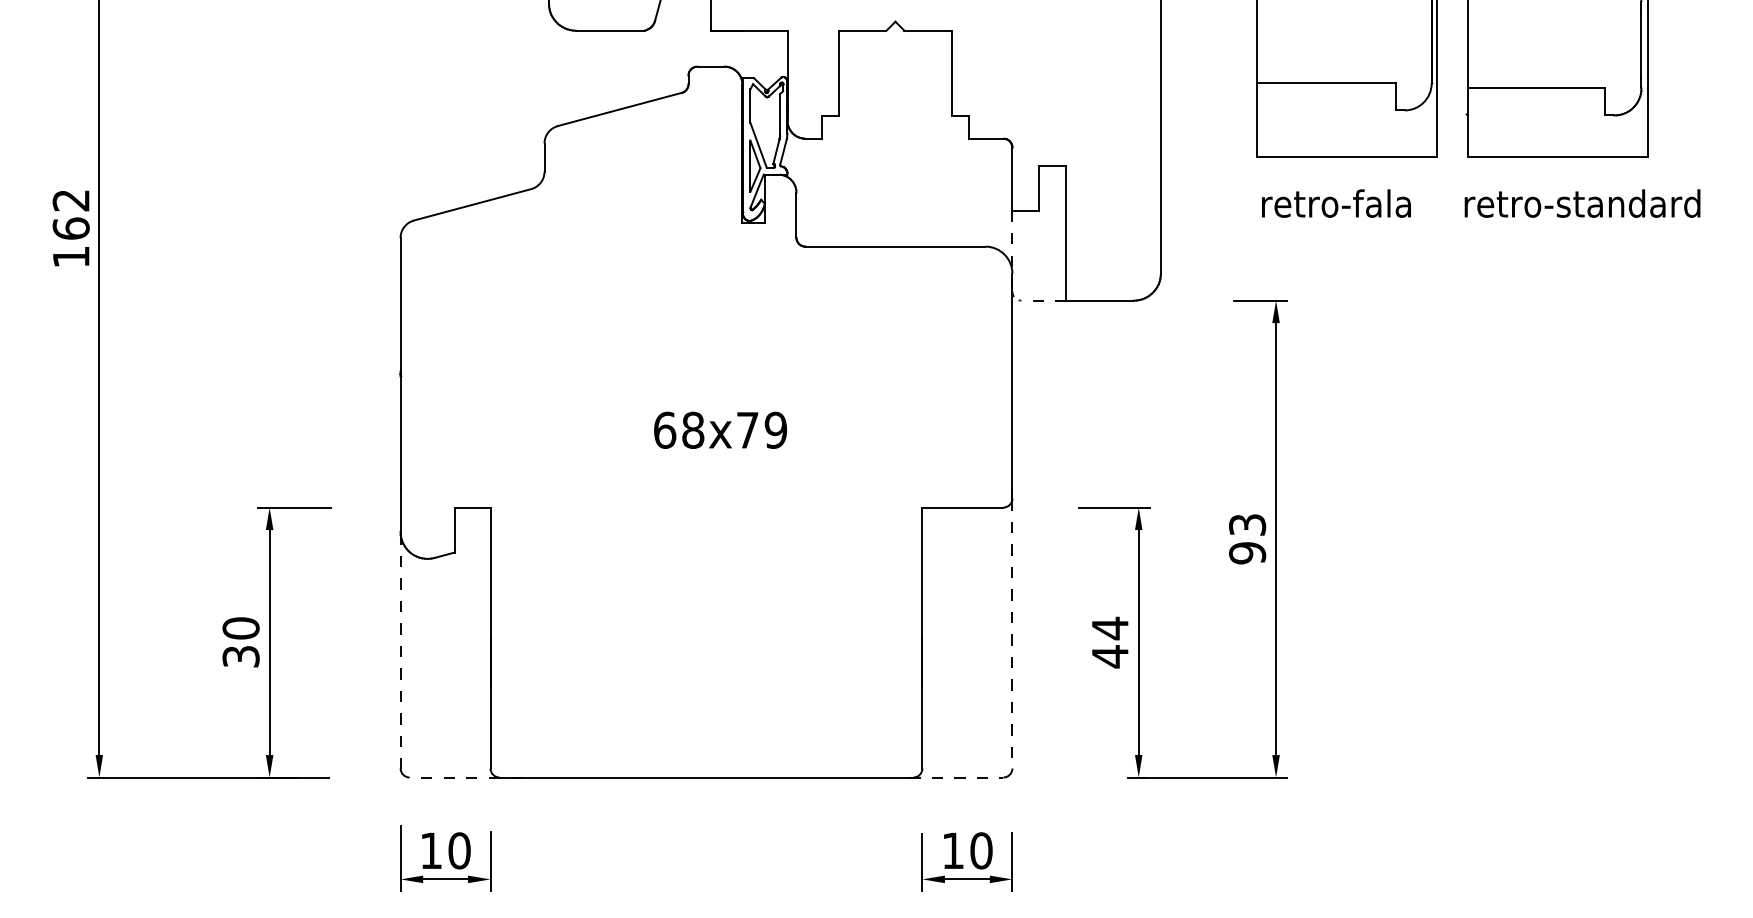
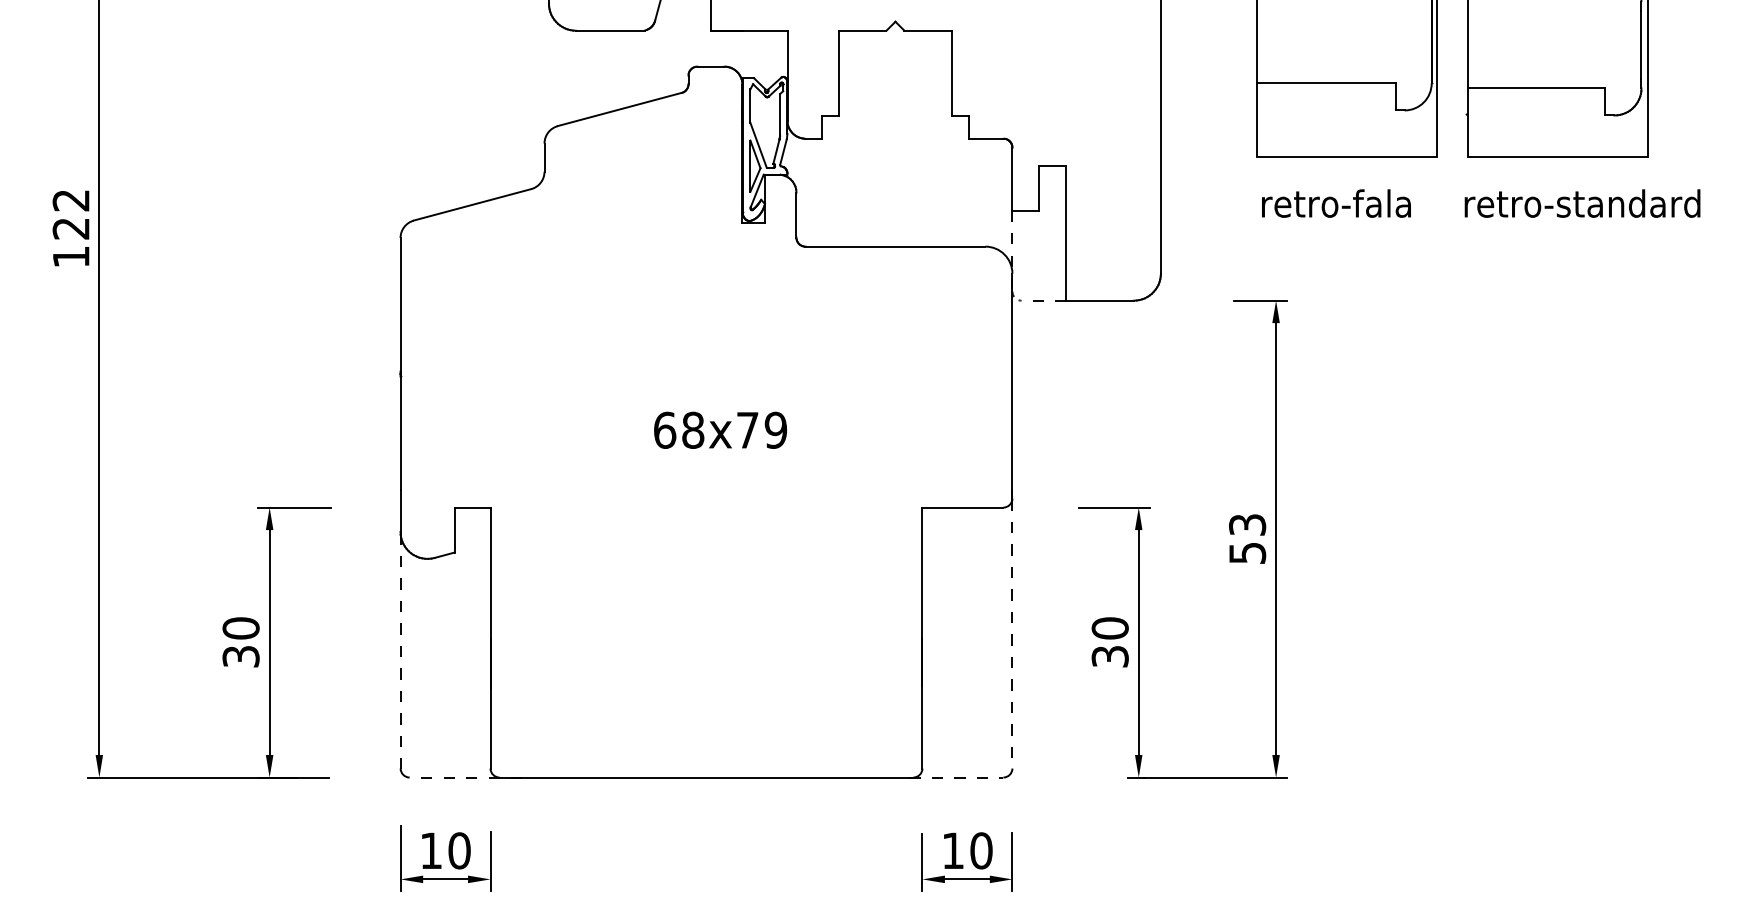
text: 162 -> 122 (70, 228)
text: 93 -> 53 (1247, 553)
text: 44 -> 30 (1109, 642)
